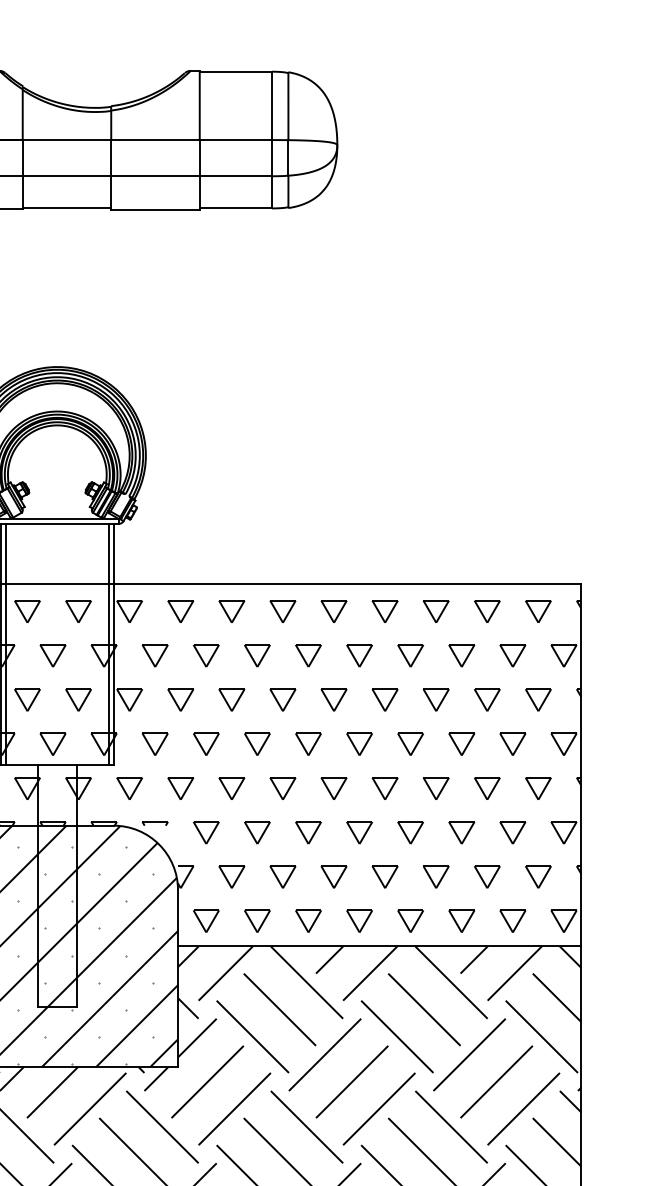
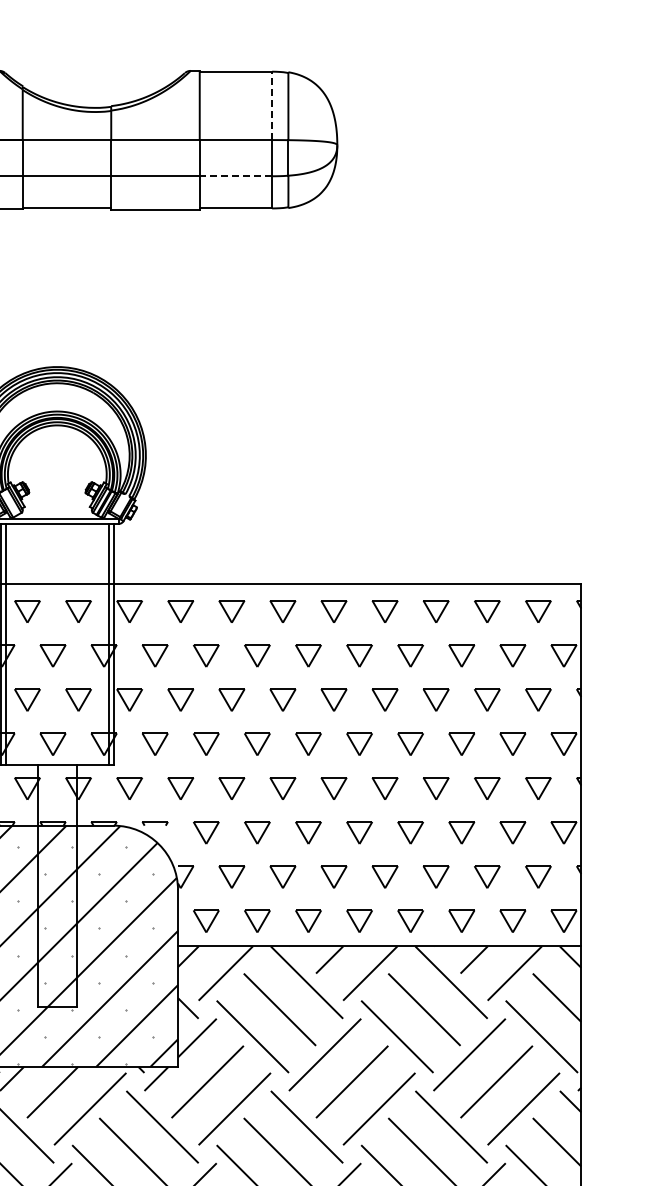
line: solid -> dashed (272, 105)
line: solid -> dashed (235, 176)
